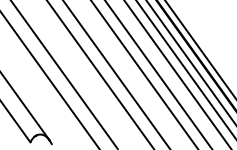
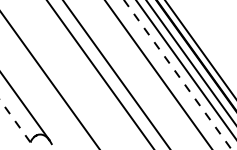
line: present -> none (64, 74)
line: present -> none (144, 74)
line: solid -> dashed (177, 74)
line: solid -> dashed (15, 121)
